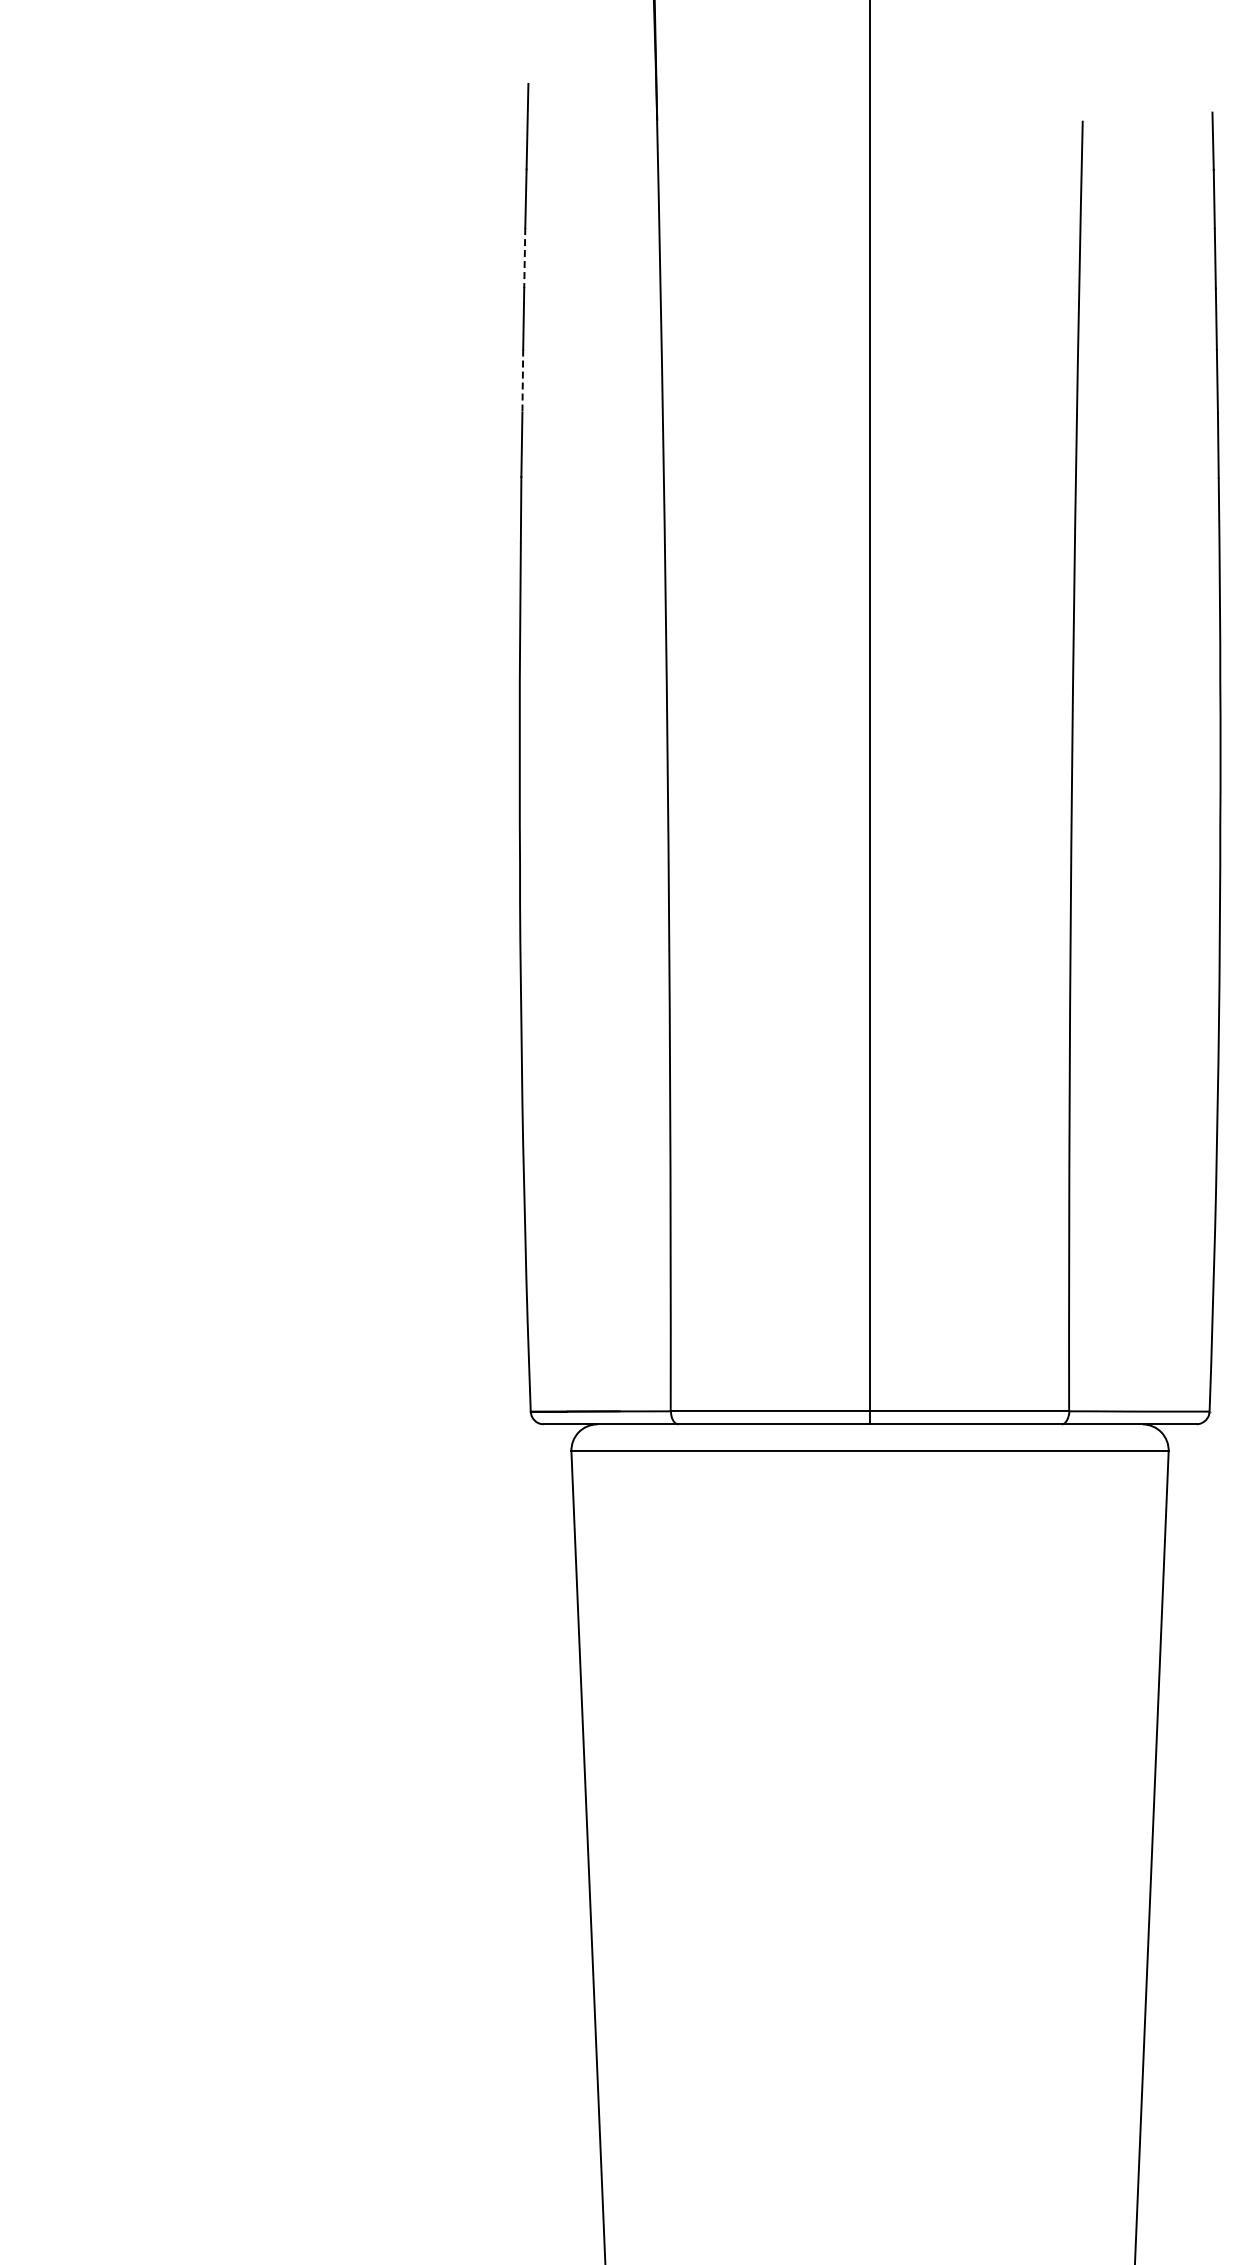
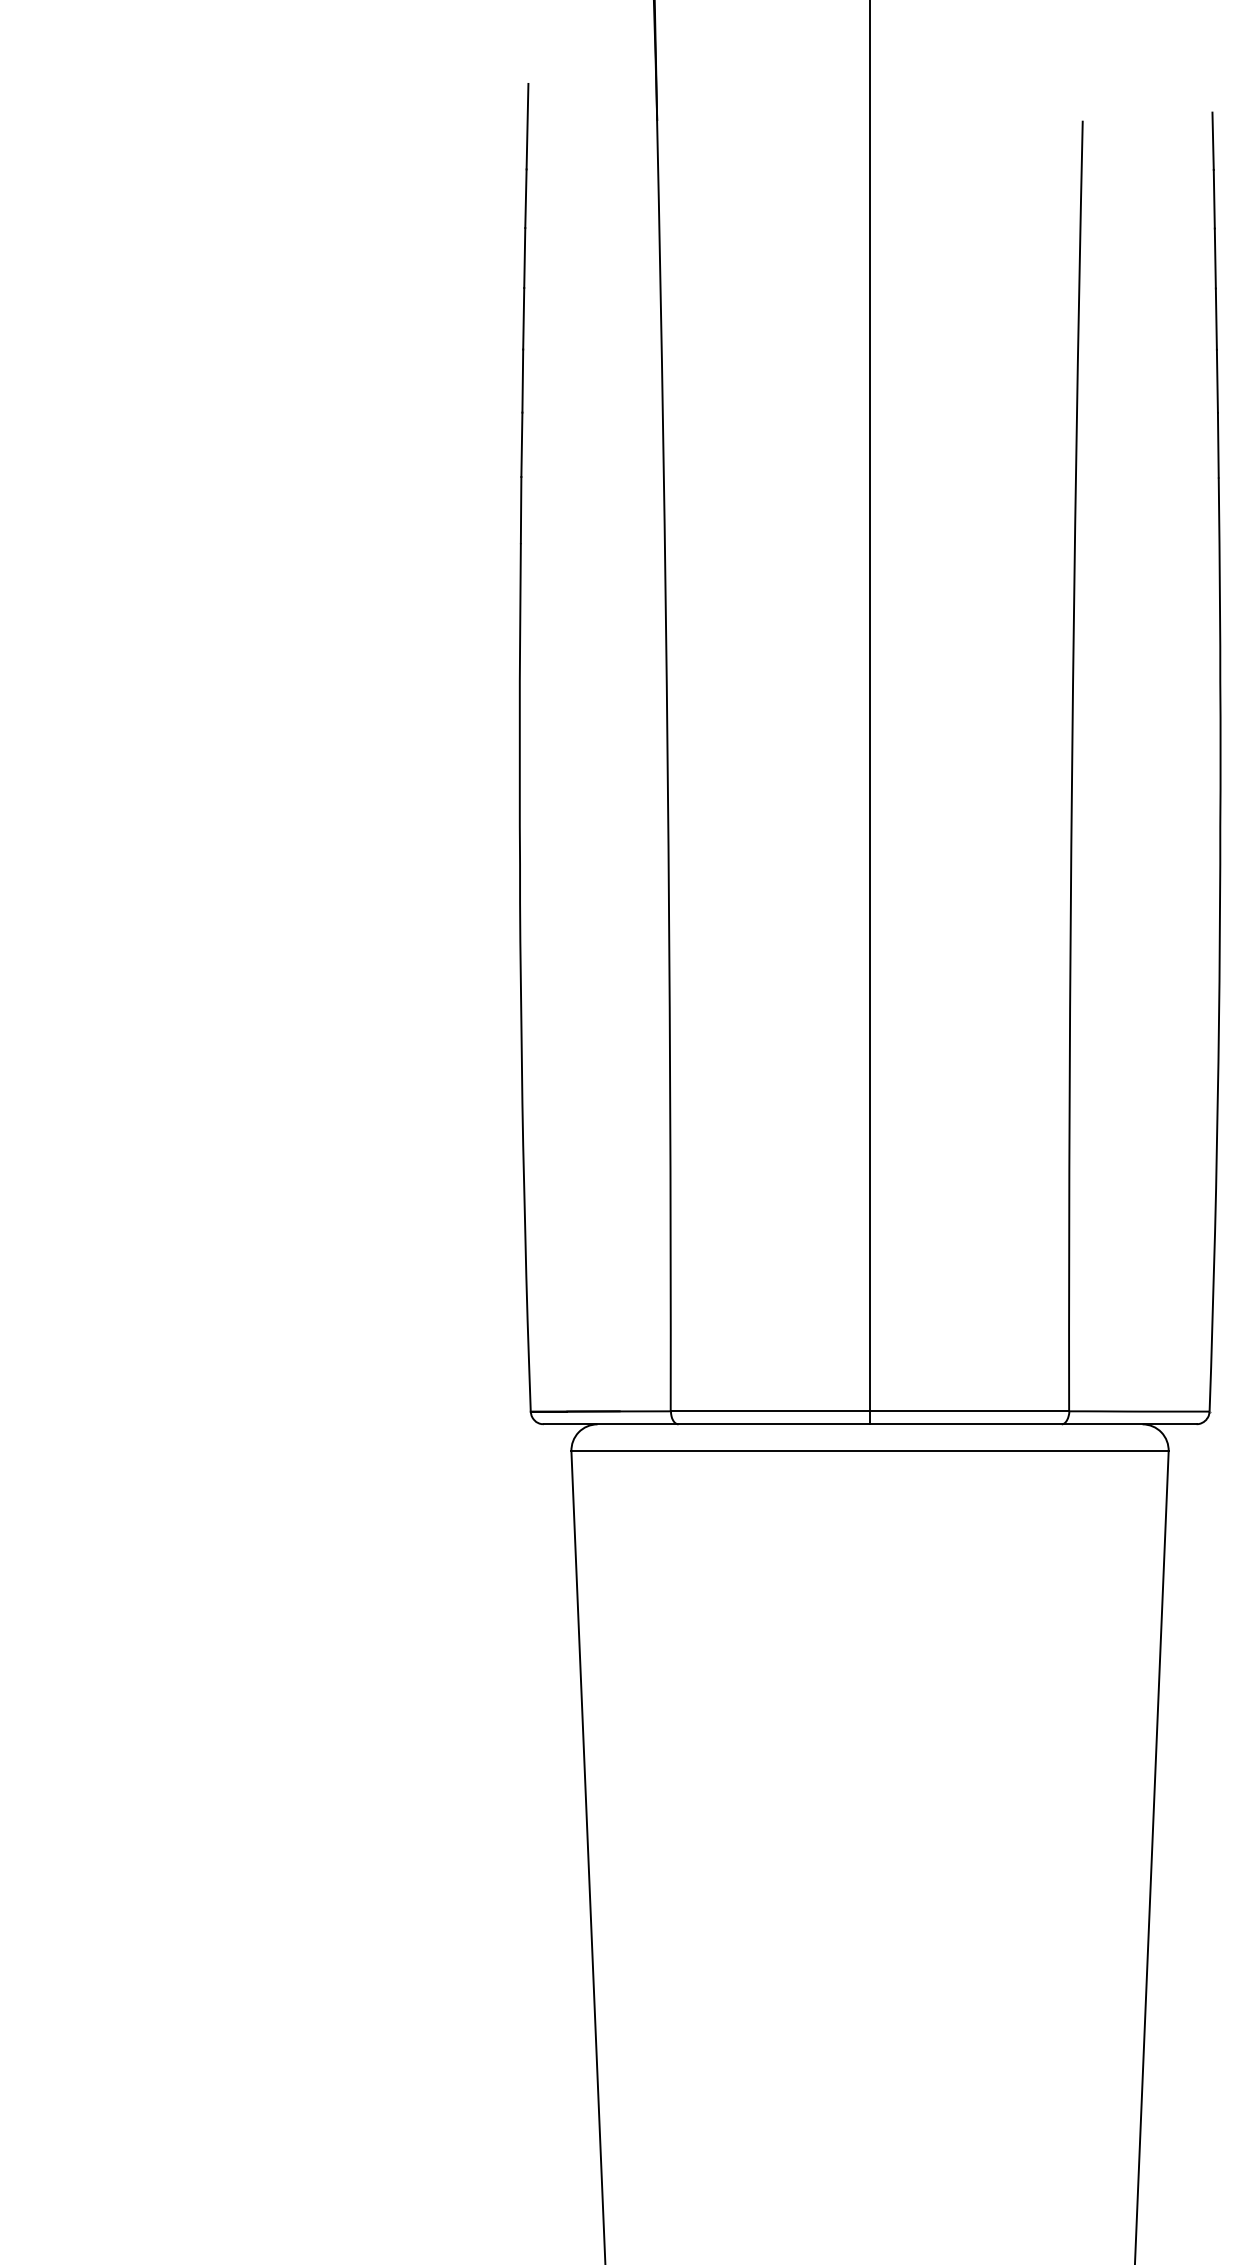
line: dashed -> solid (524, 258)
line: dashed -> solid (522, 381)
